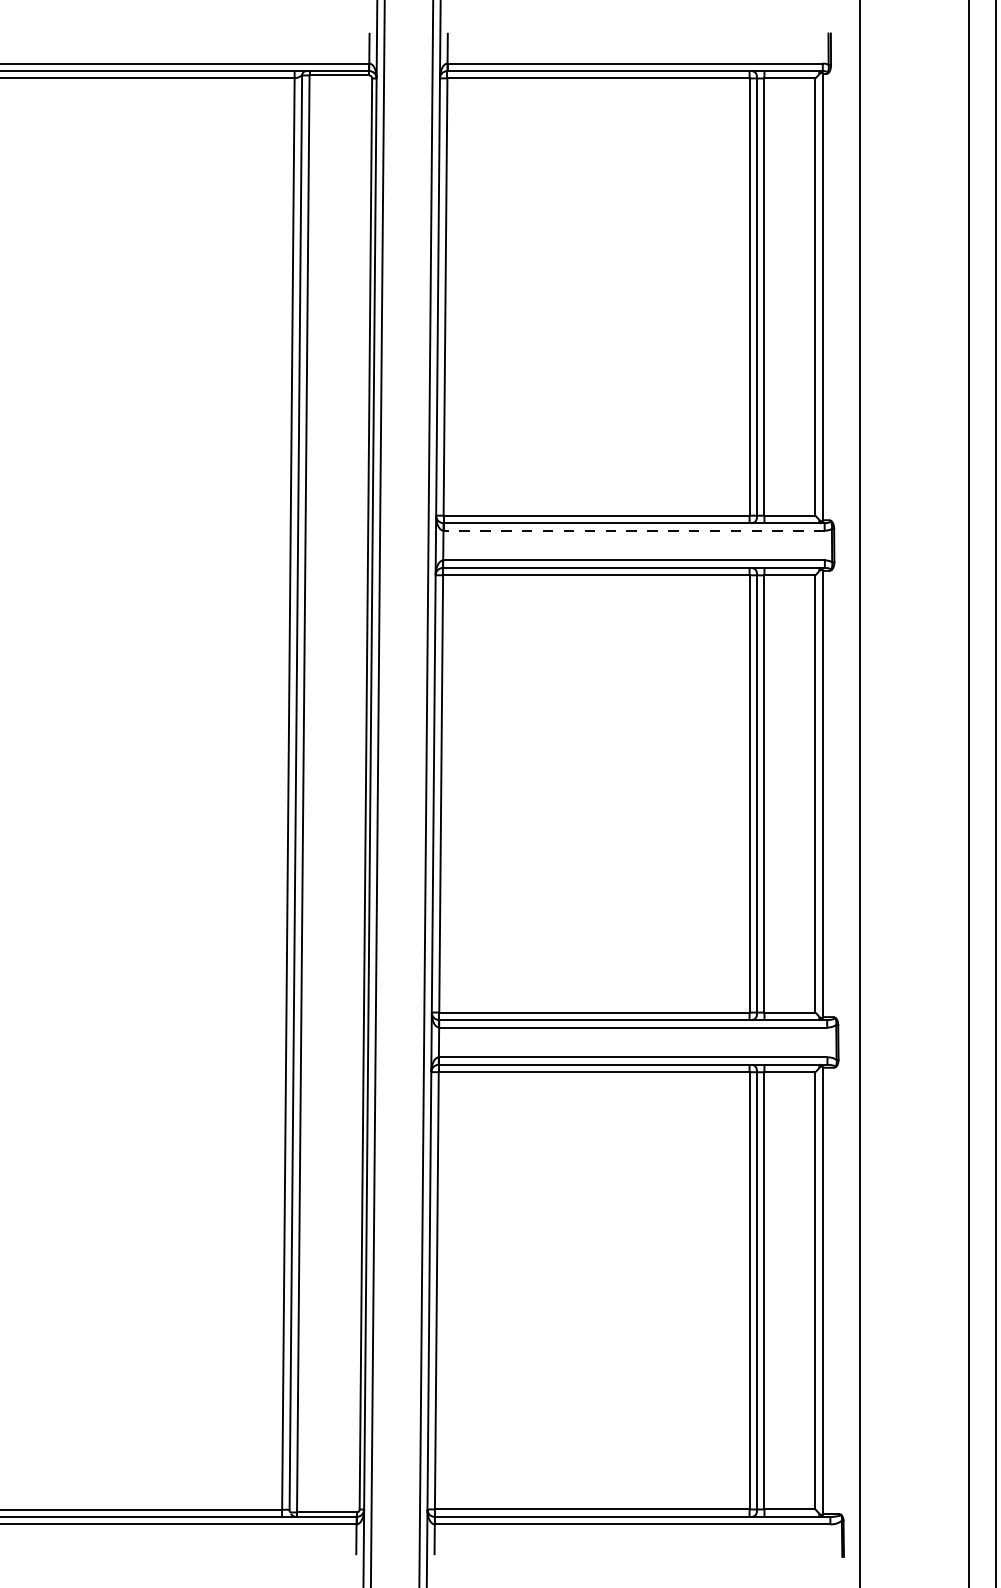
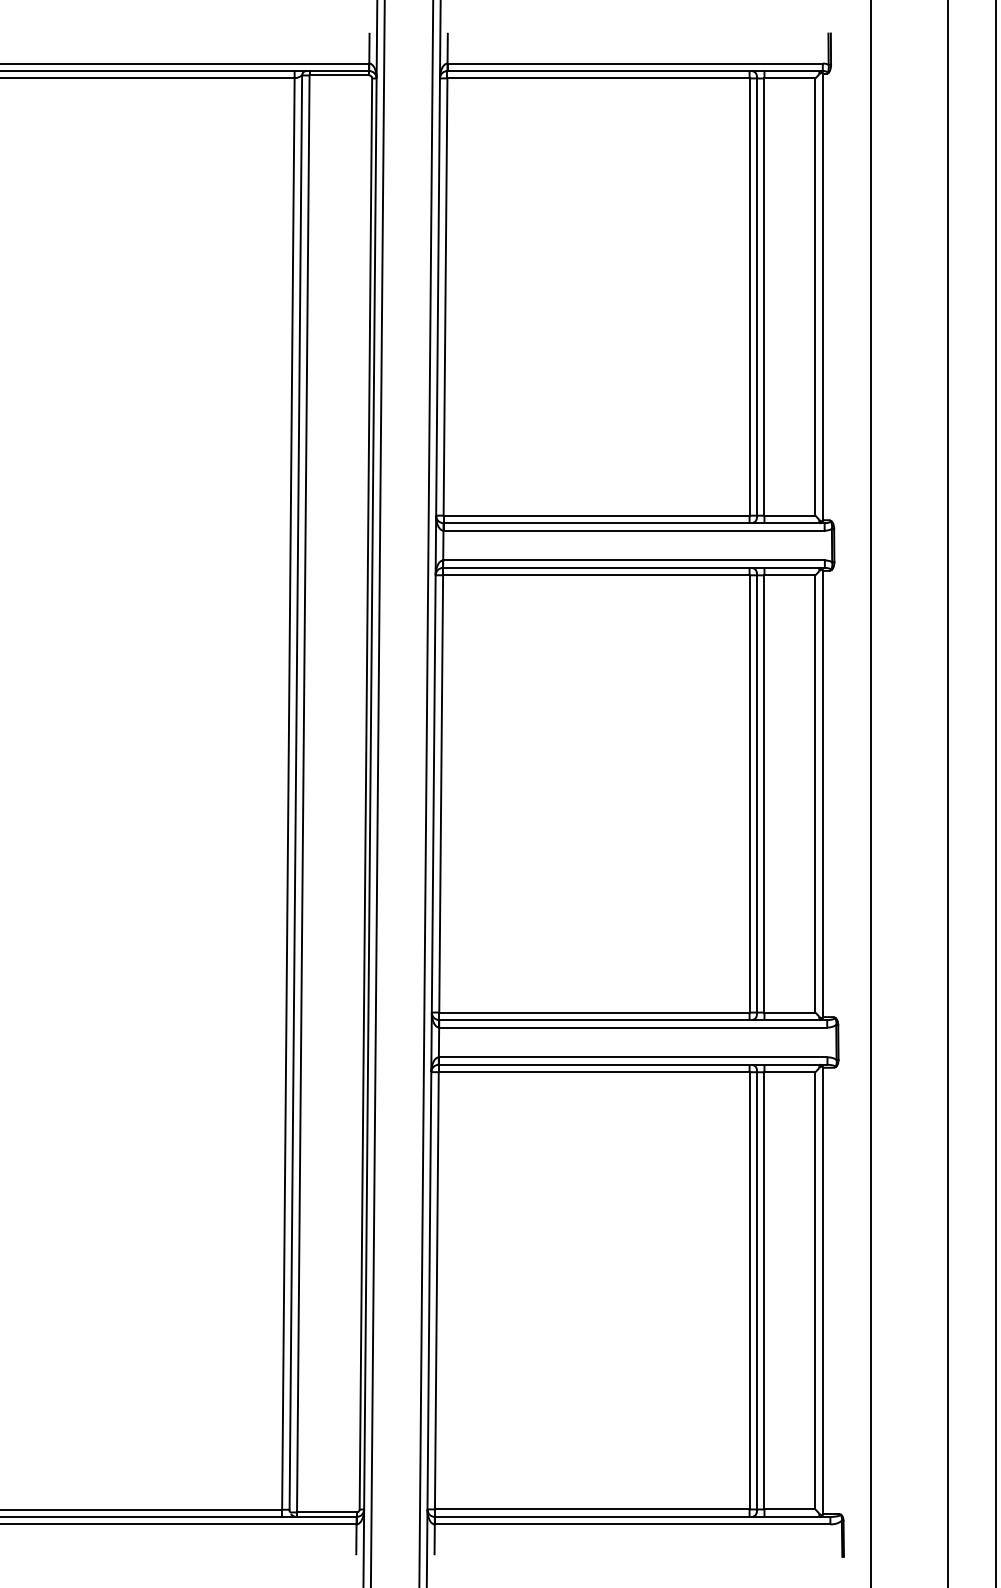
line: dashed -> solid (634, 530)
line position: (859, 793) -> (870, 793) (870, 793)
line position: (969, 793) -> (948, 793) (948, 793)
